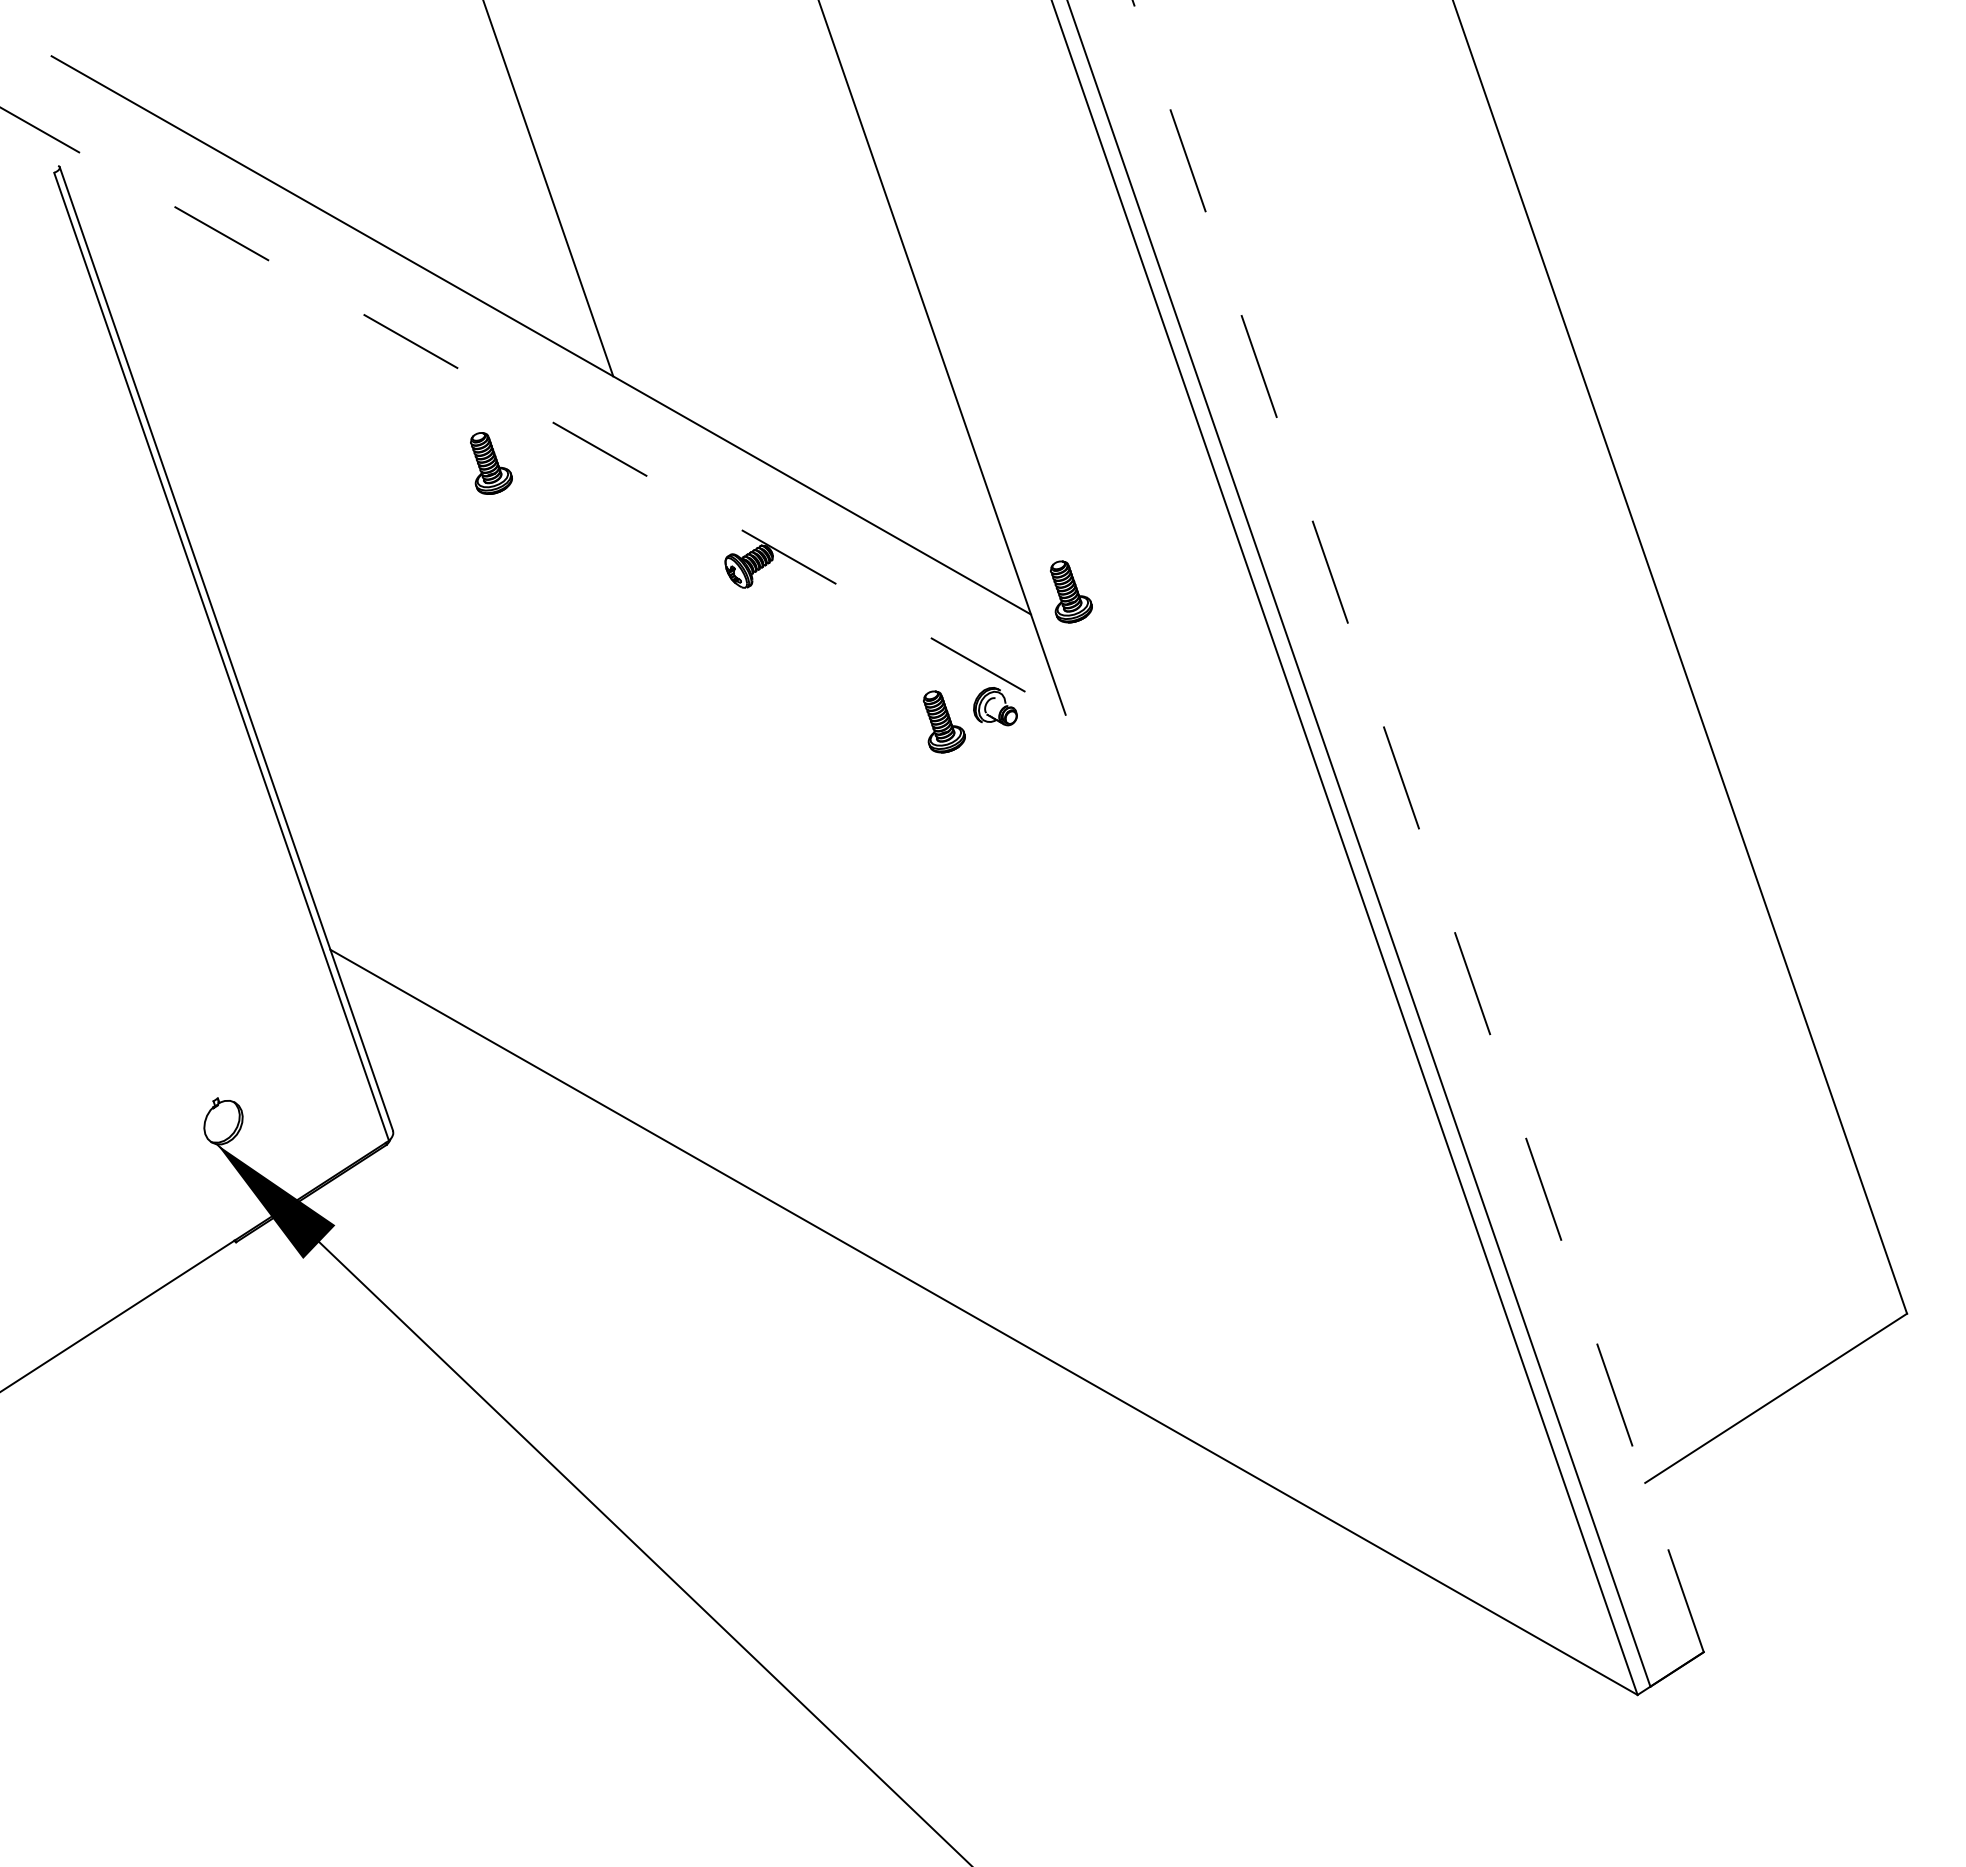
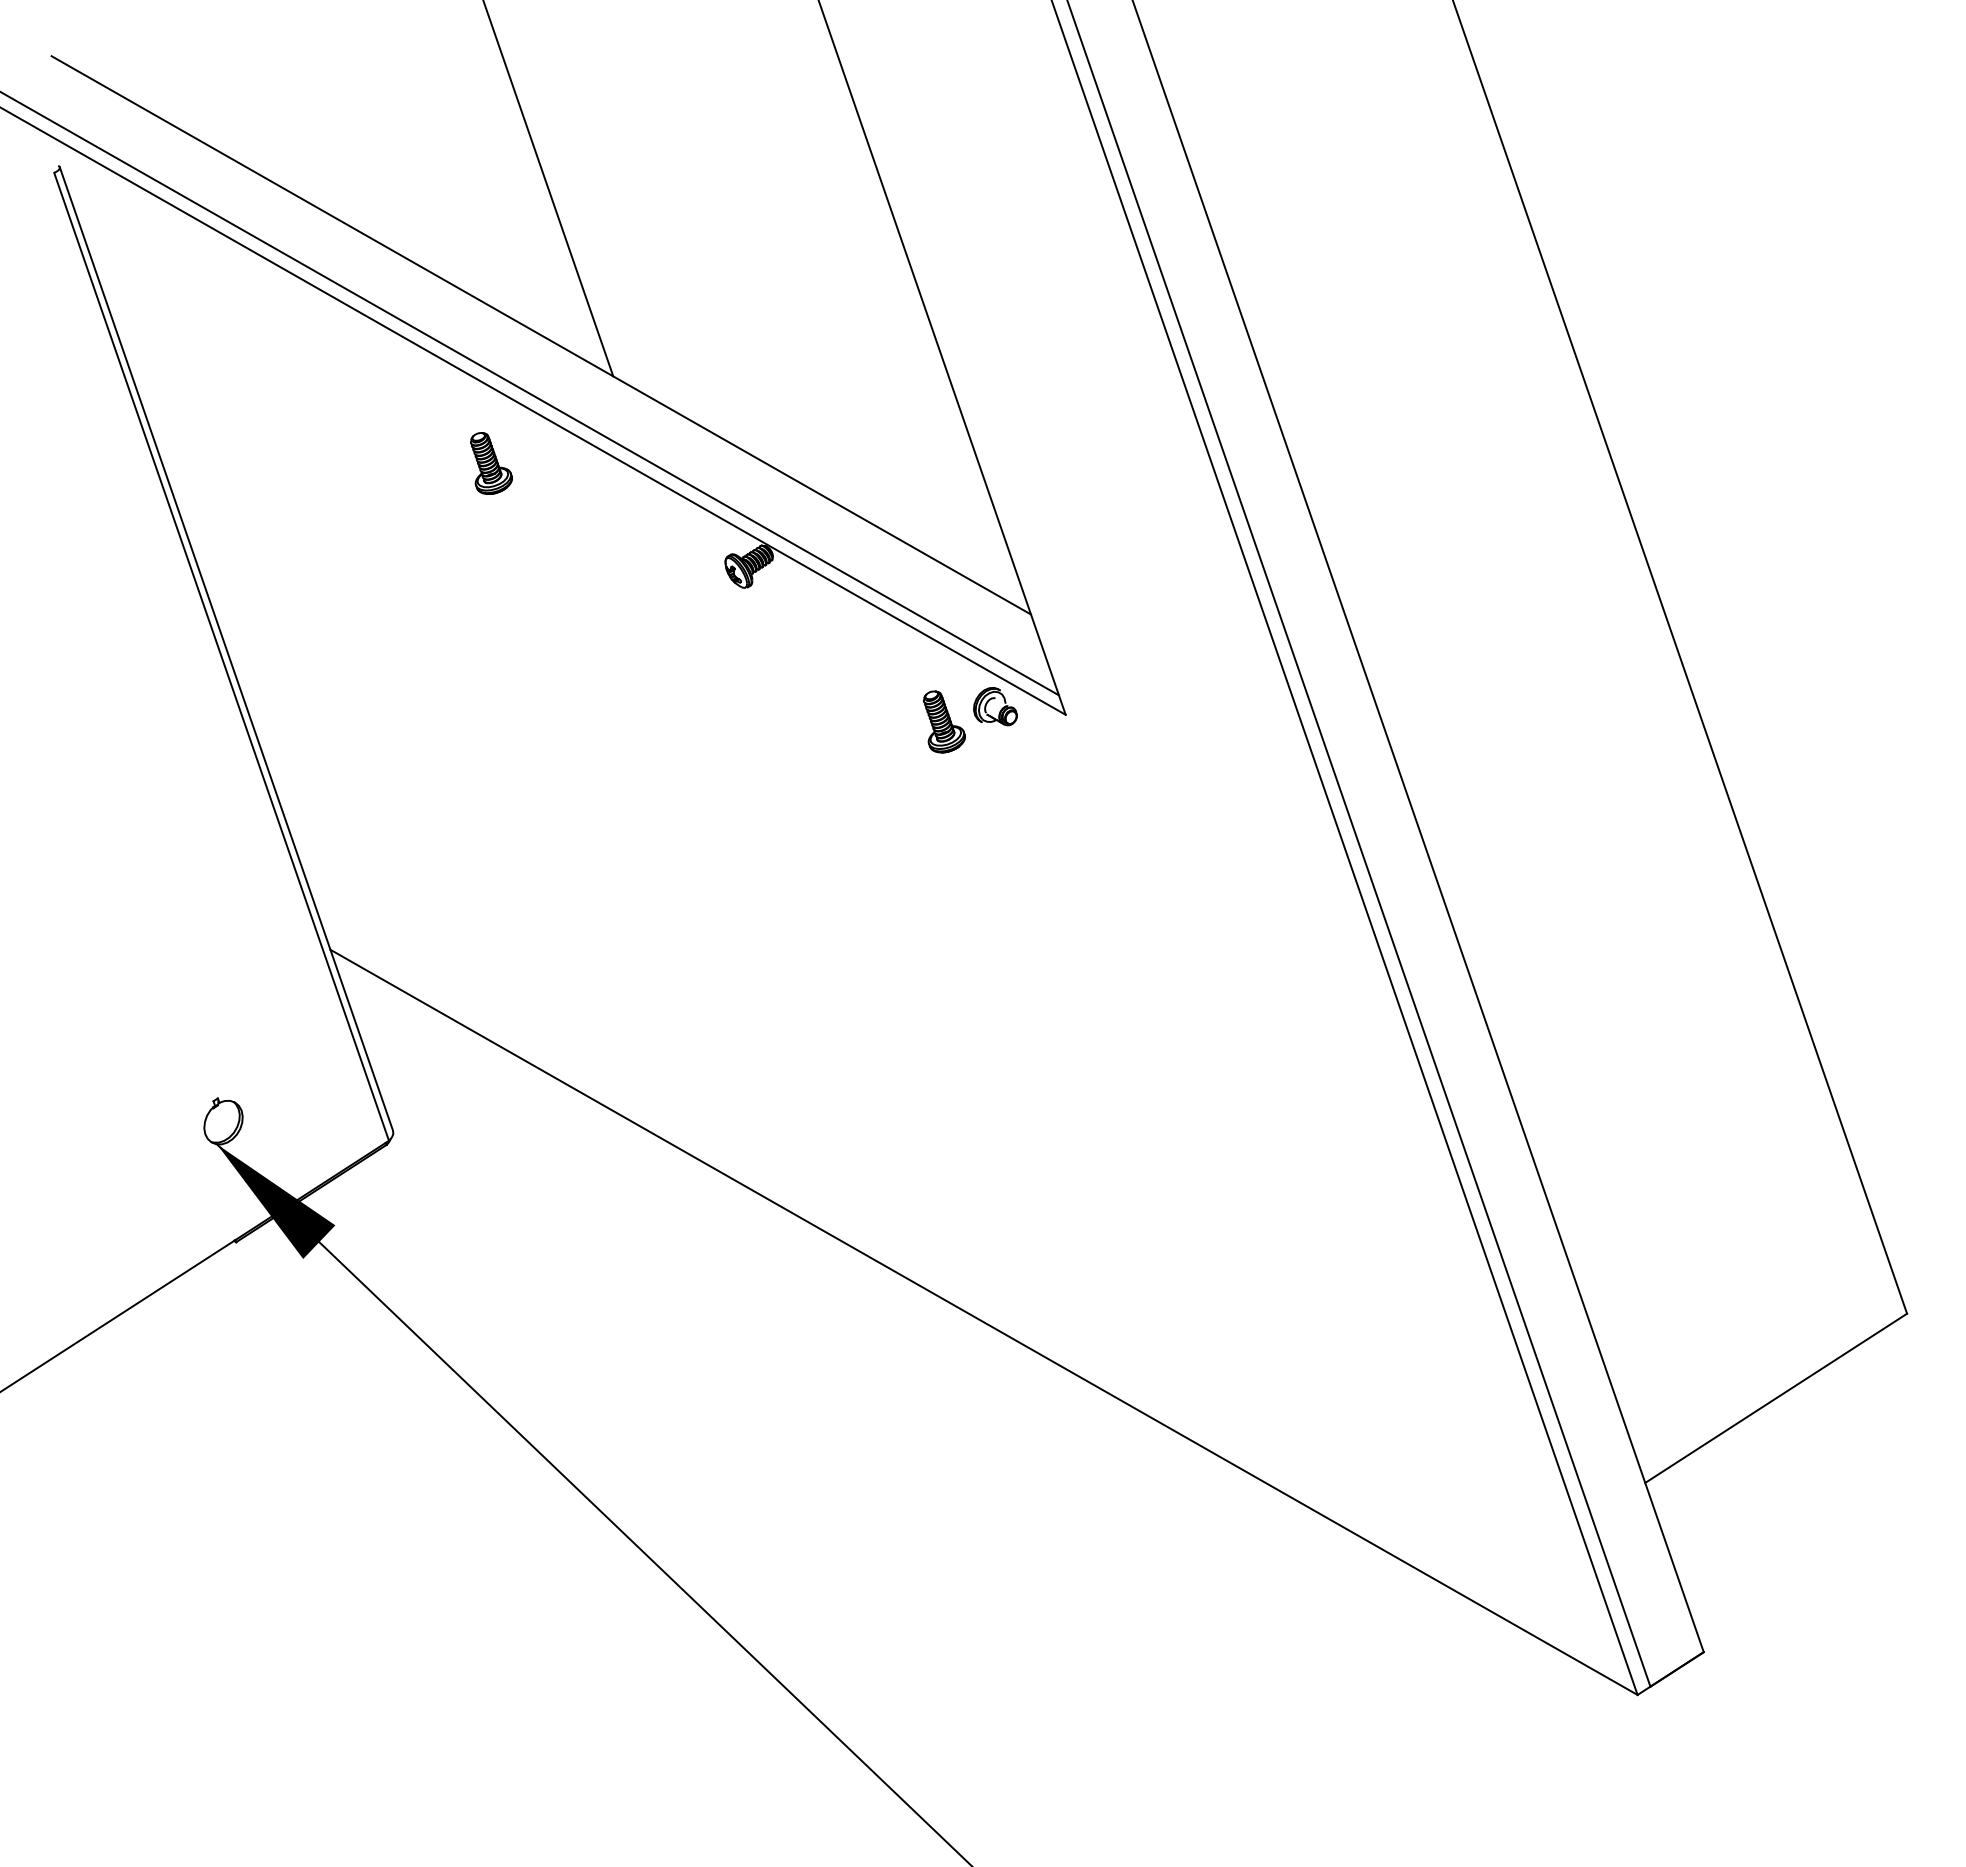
line: none -> present (530, 394)
line: dashed -> solid (533, 411)
part: present -> none (1071, 591)
line: dashed -> solid (1418, 826)
